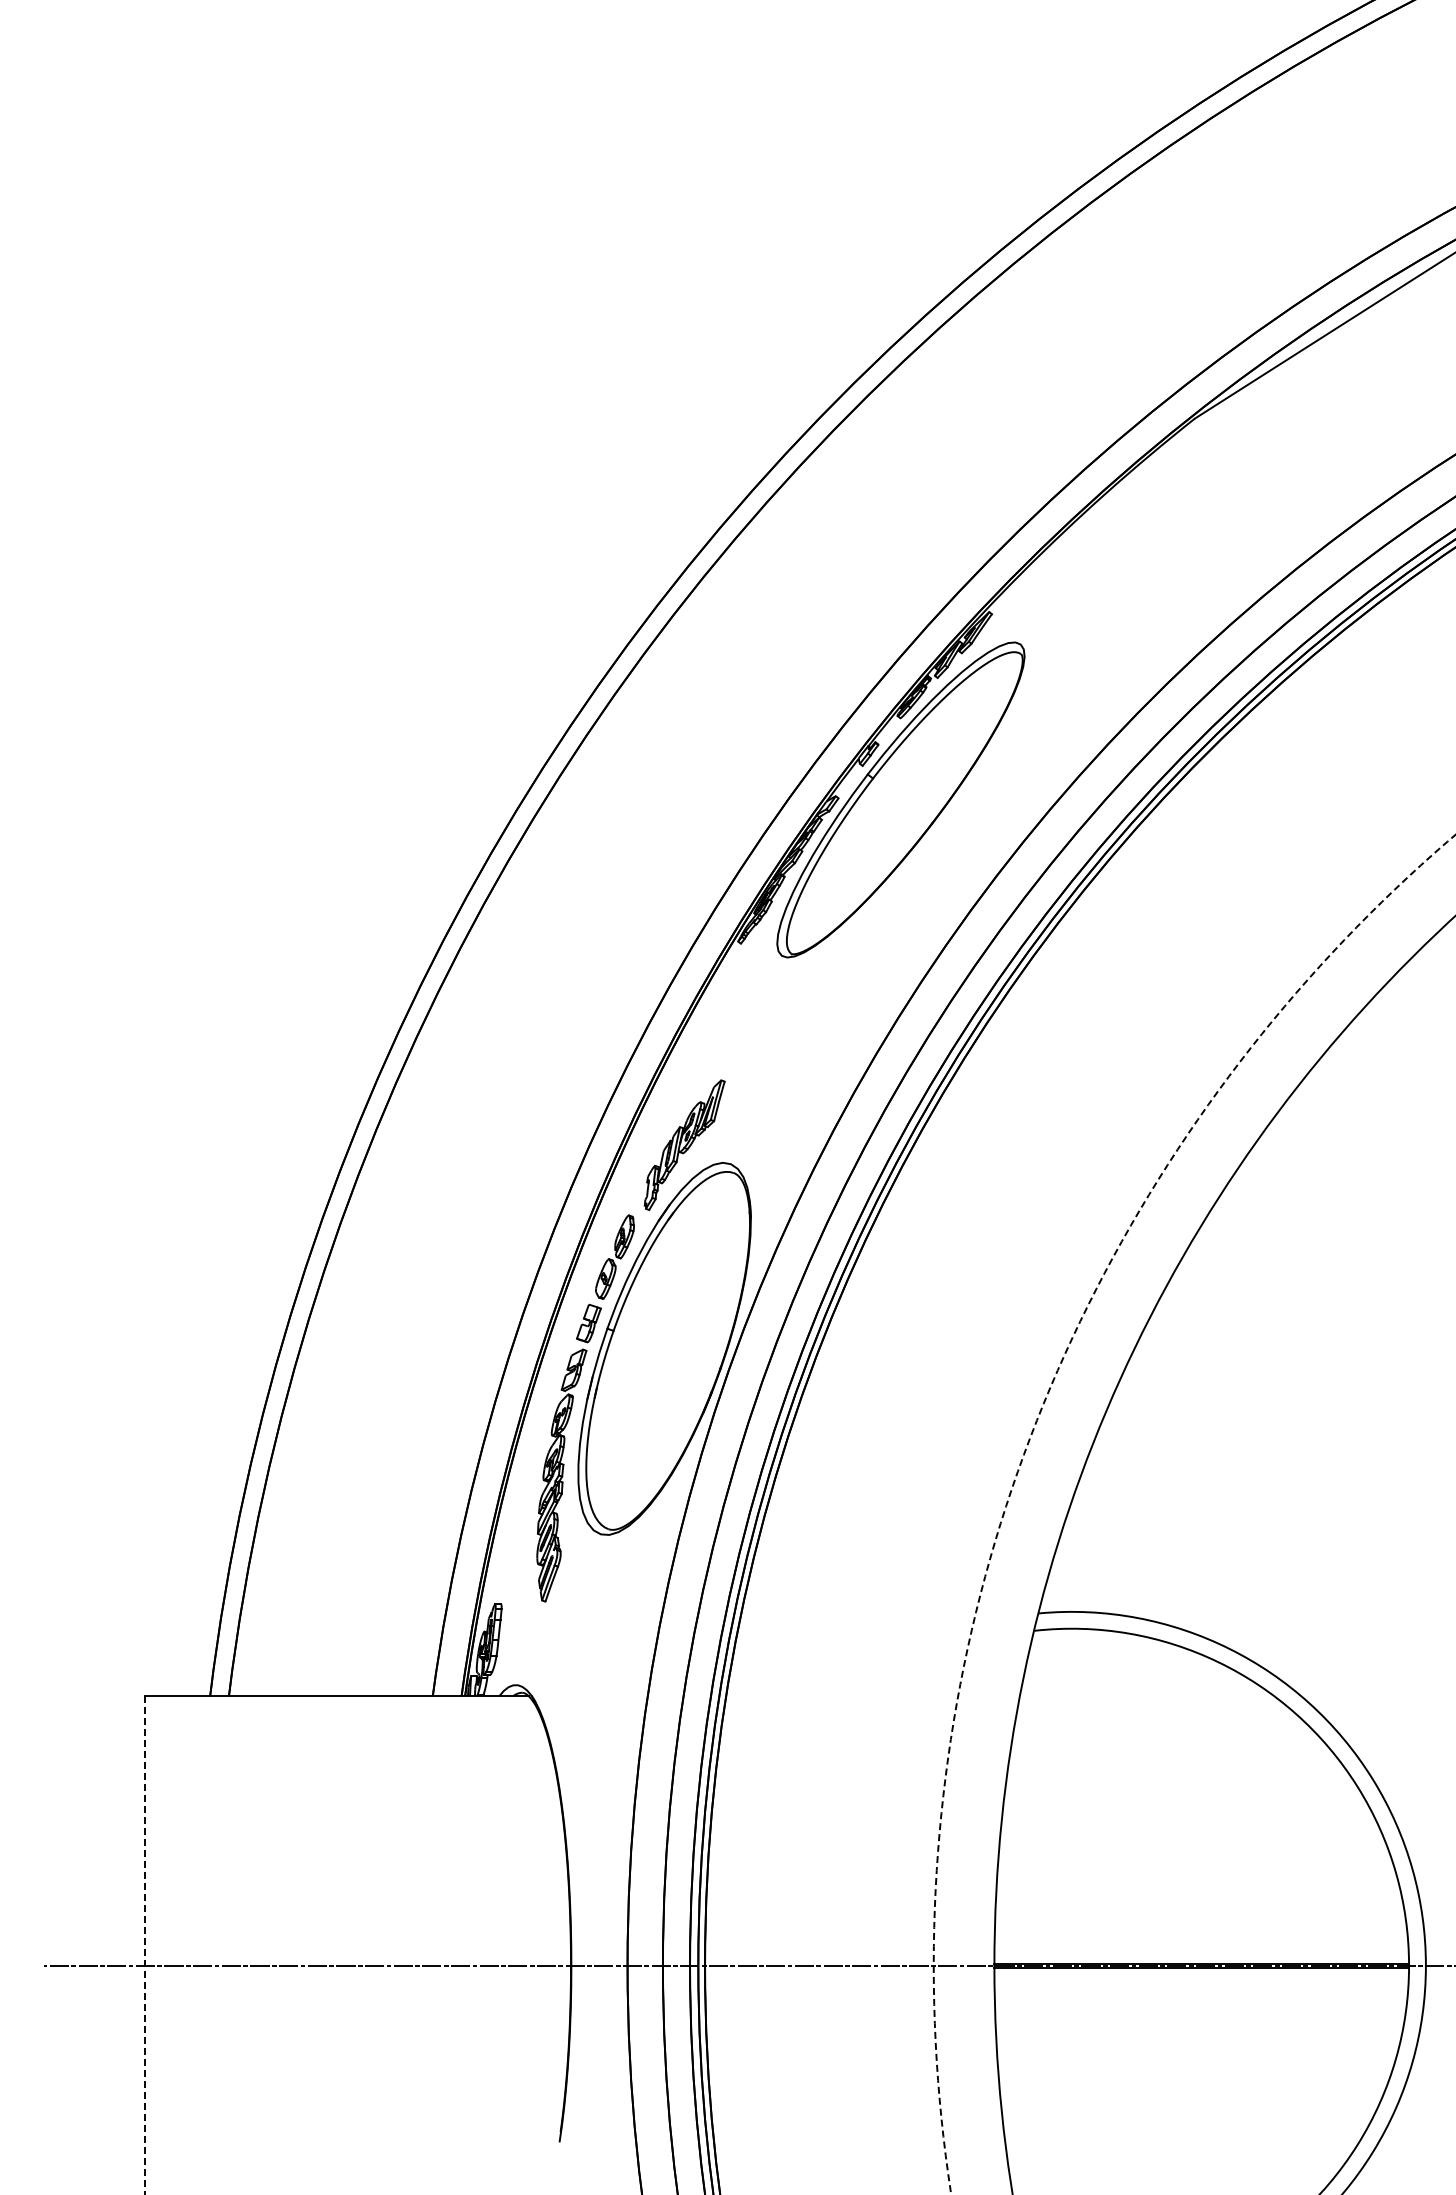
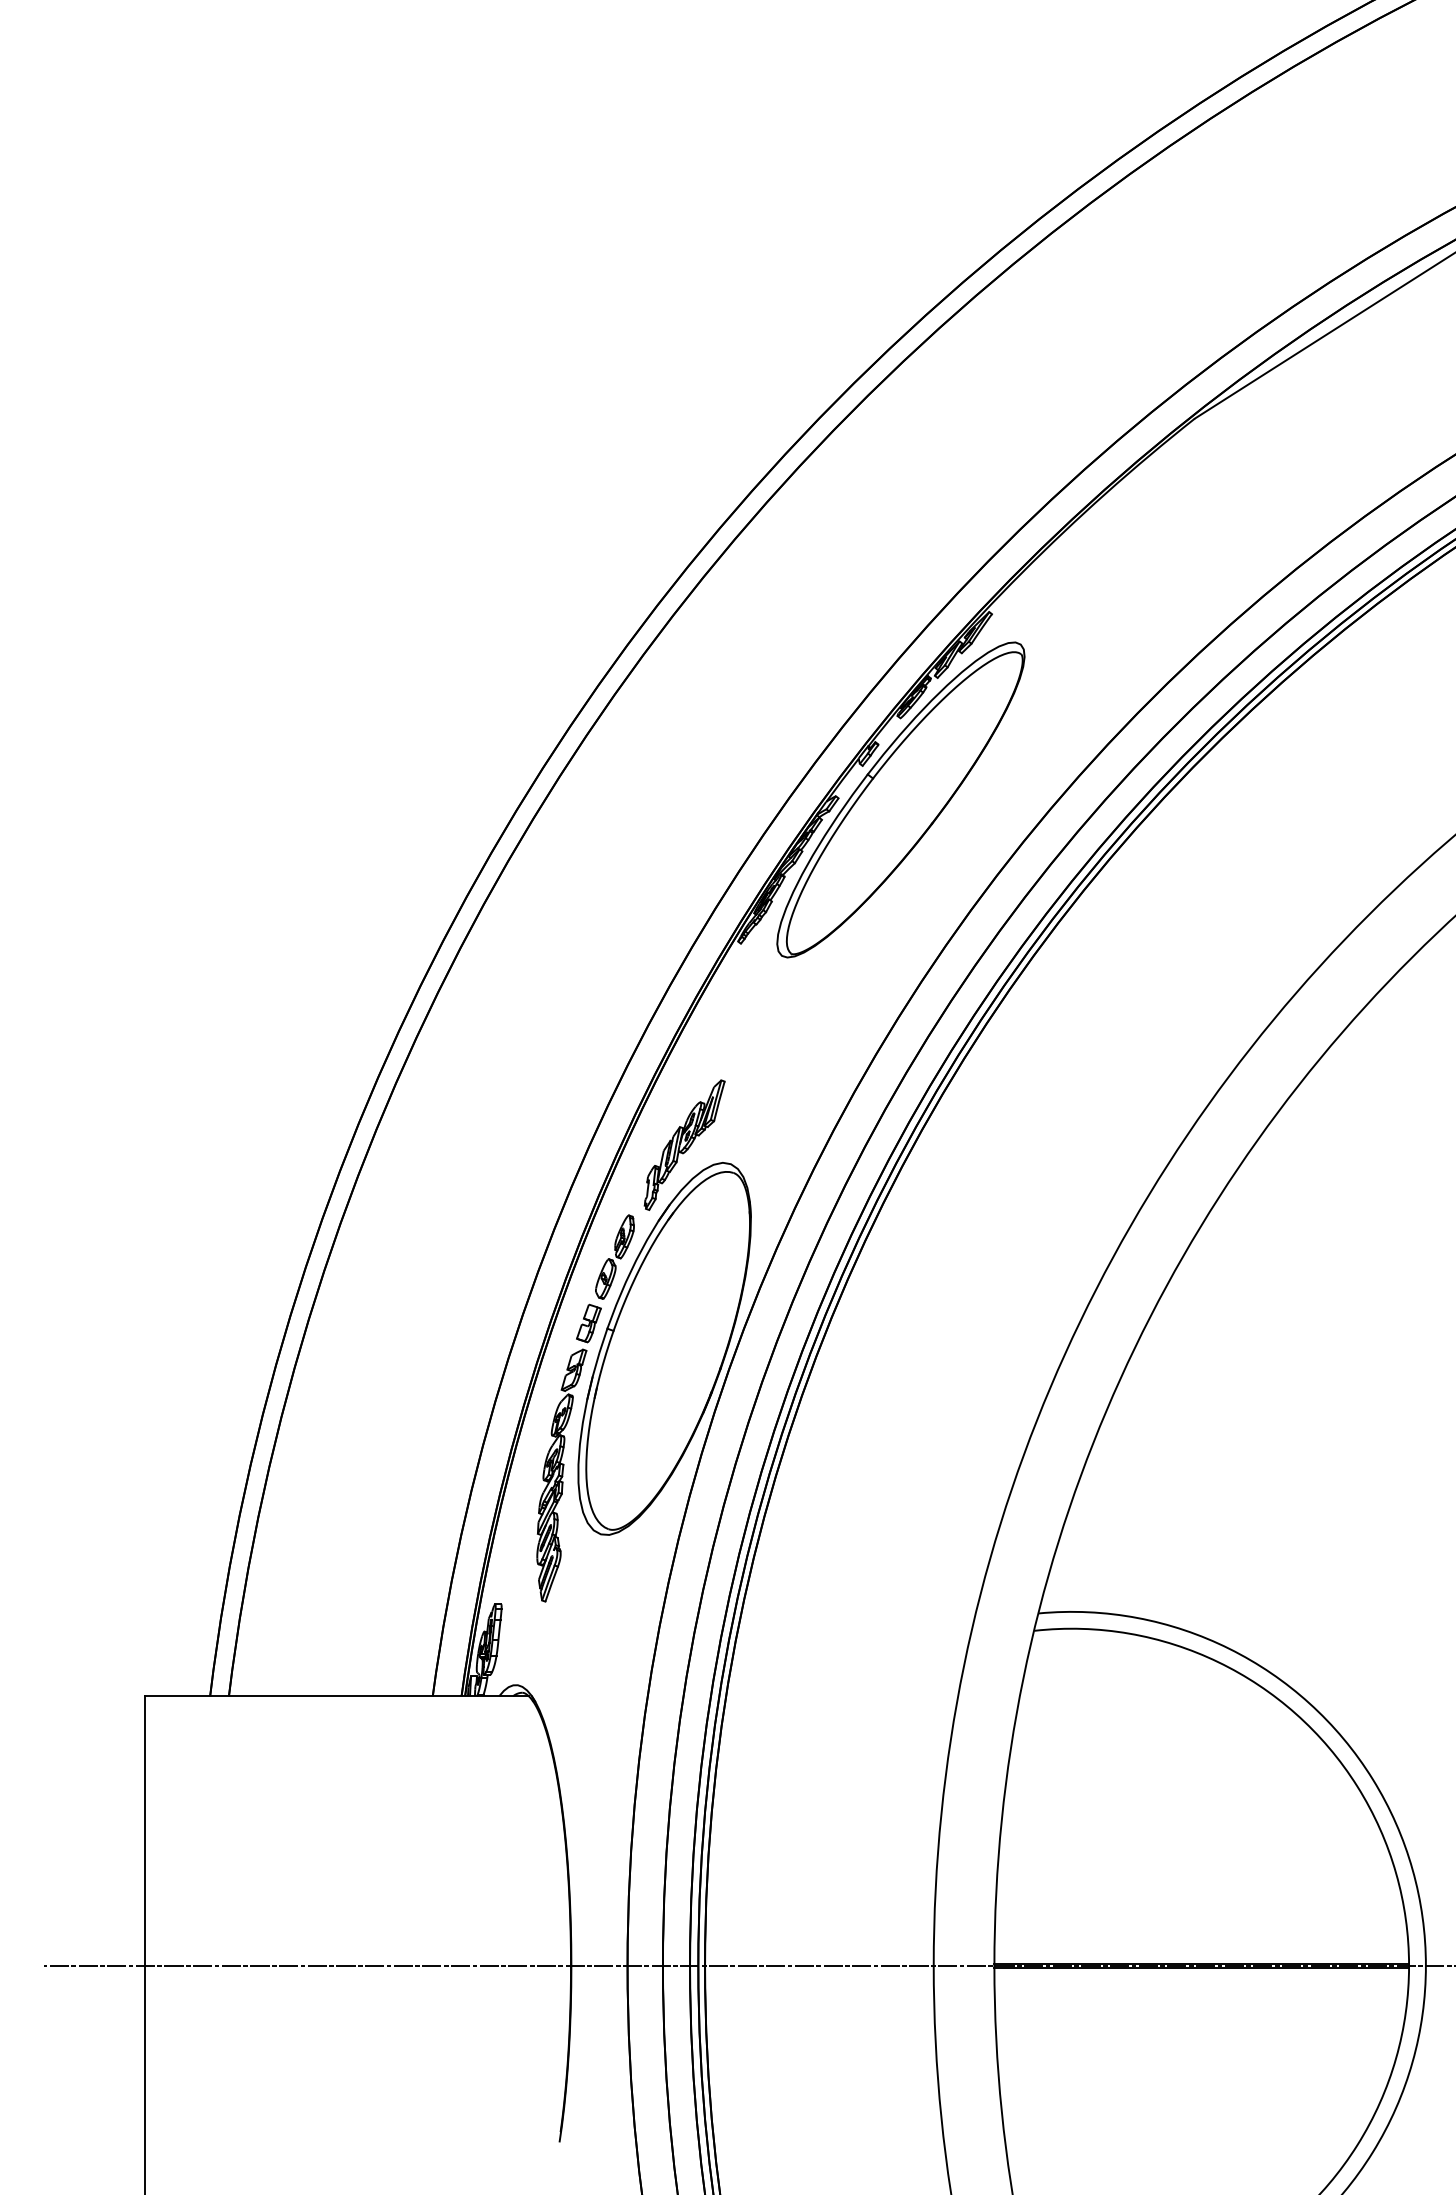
circle: dashed -> solid (1194, 1514)
line: dashed -> solid (144, 1945)
